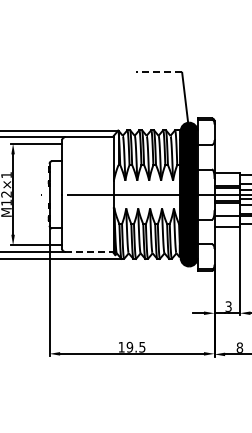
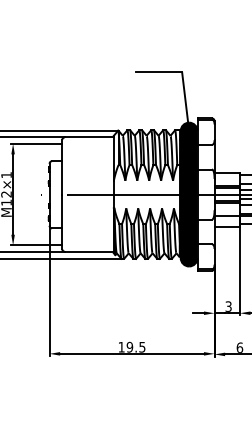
line: dashed -> solid (159, 71)
line: dashed -> solid (89, 251)
text: 8 -> 6 (239, 347)
